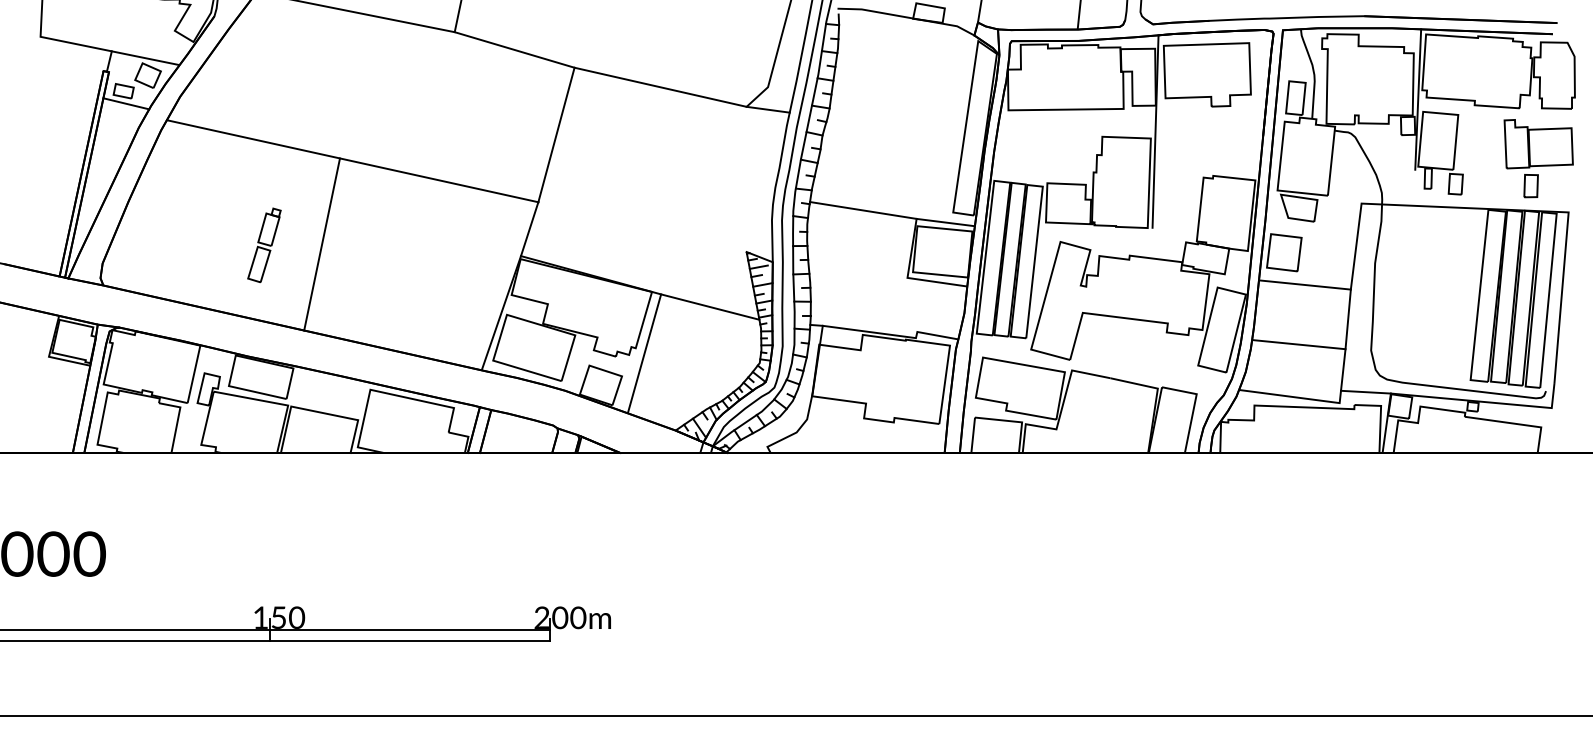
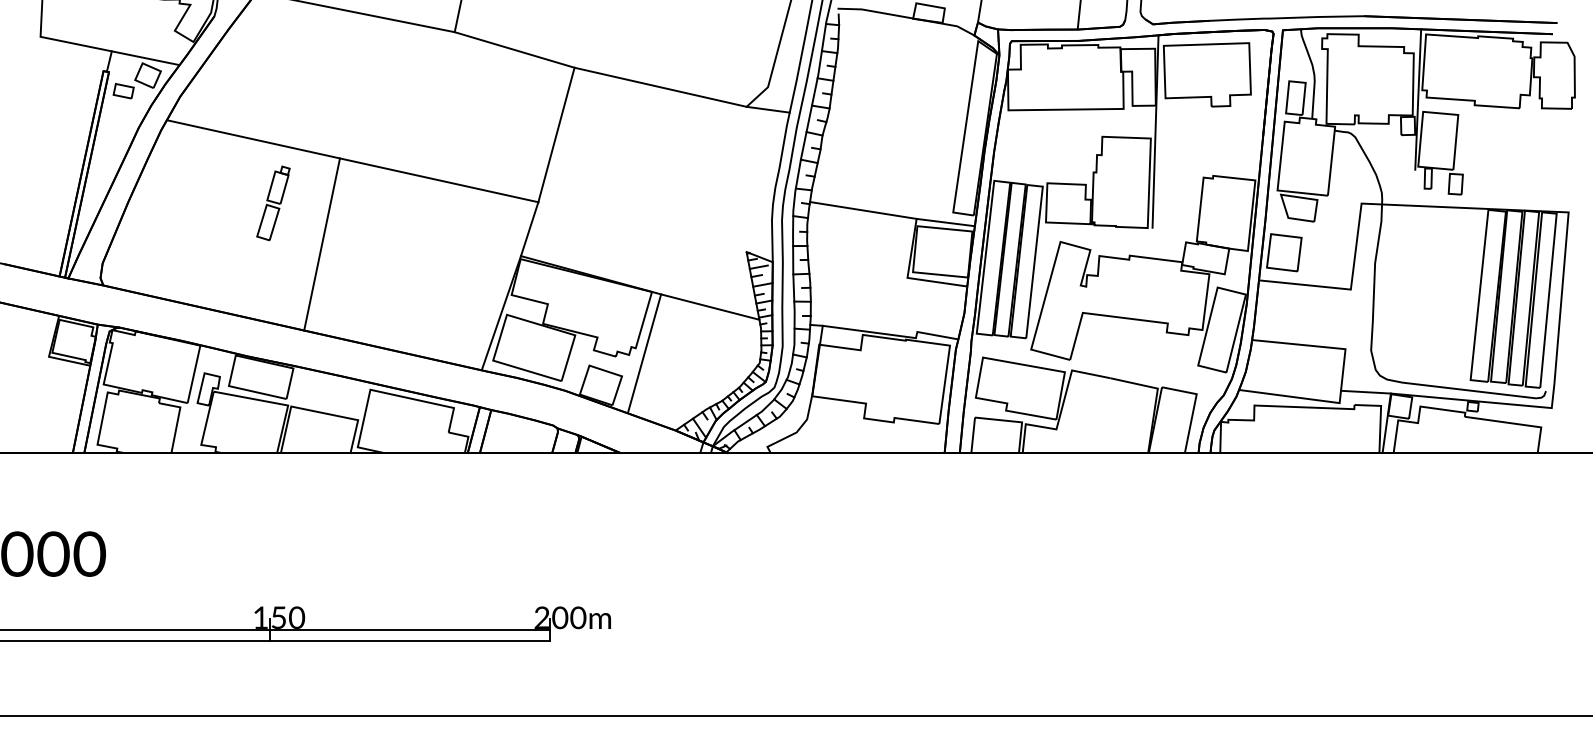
line: present -> none (126, 103)
part: present -> none (1538, 158)
part position: (264, 245) -> (273, 203) (273, 203)
line: present -> none (1347, 319)
